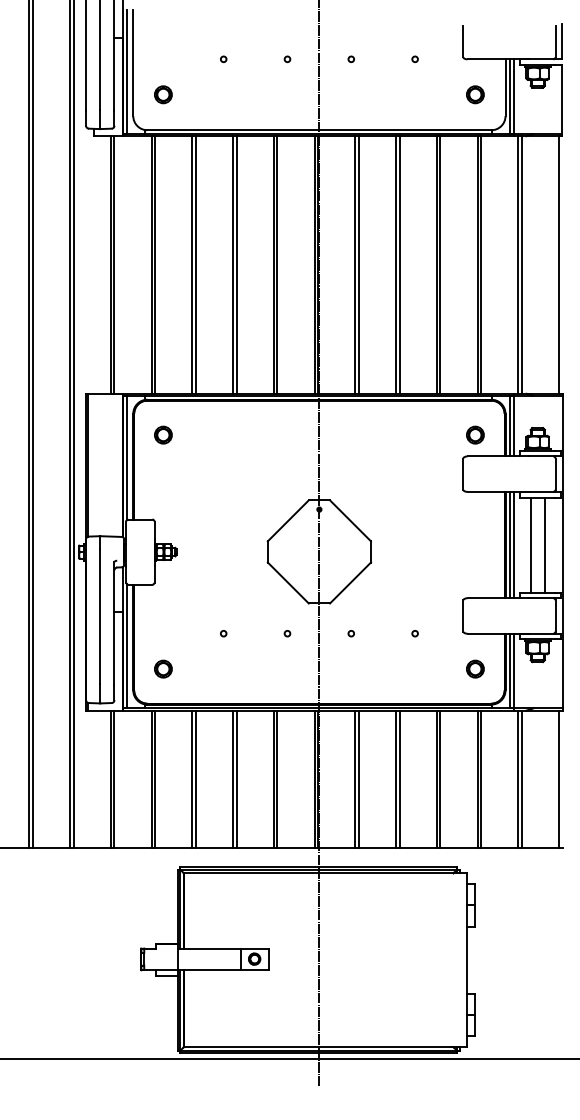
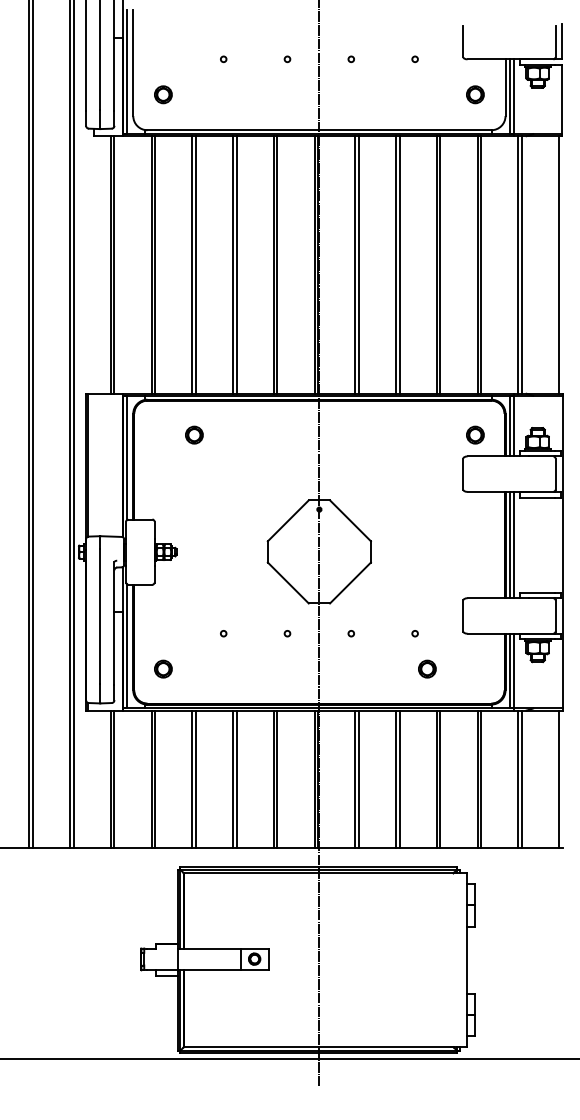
part position: (163, 434) -> (194, 434) (194, 434)
line: present -> none (530, 544)
line: present -> none (544, 544)
part position: (475, 668) -> (427, 668) (427, 668)
